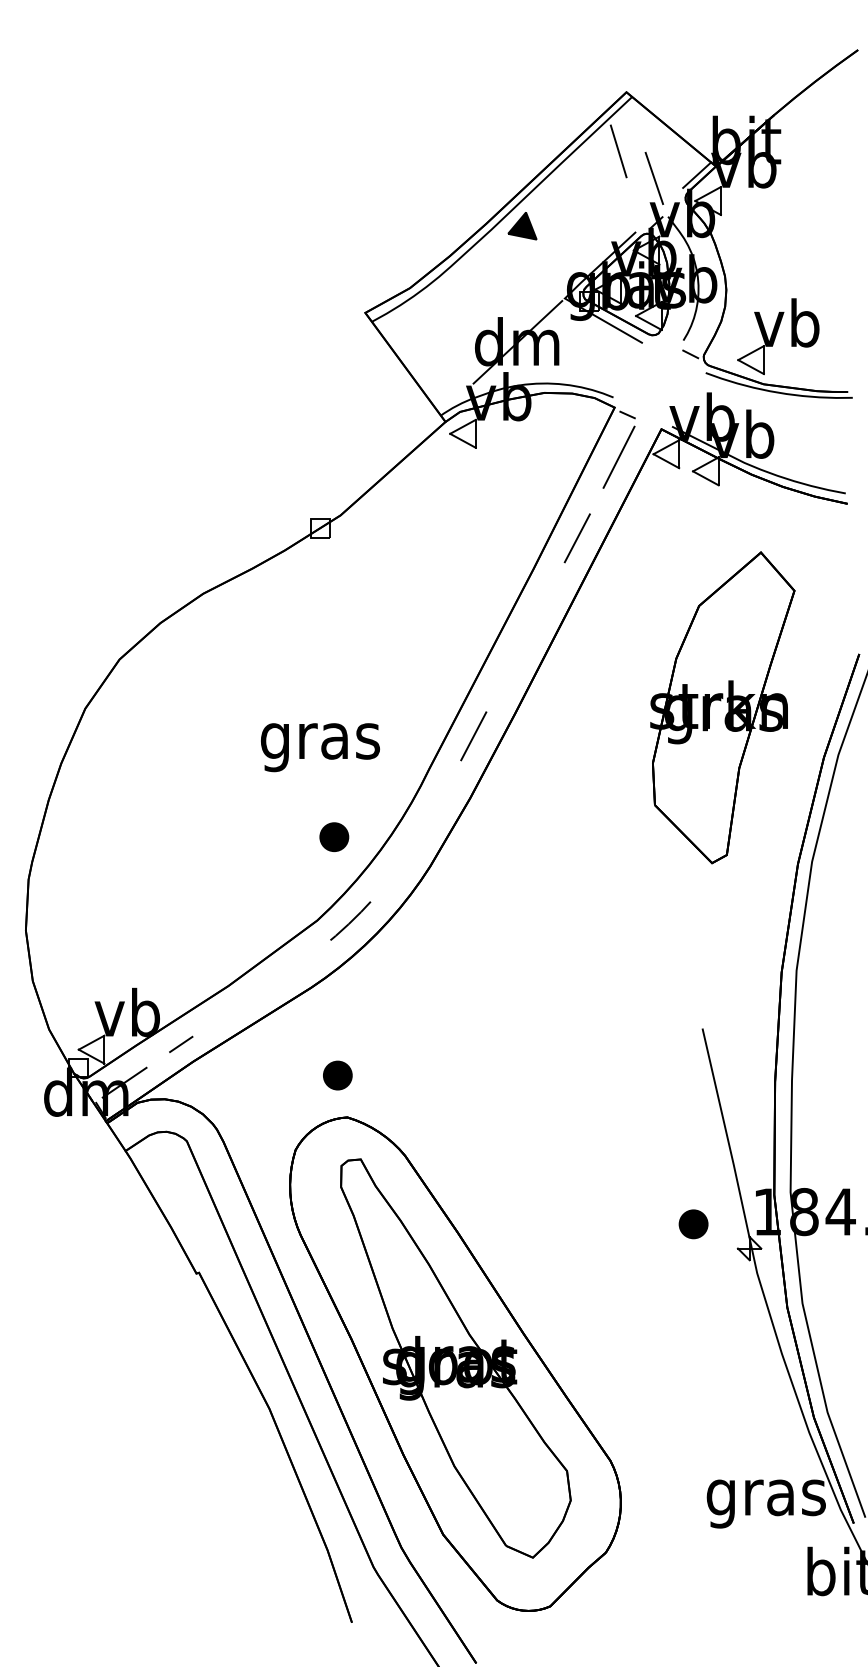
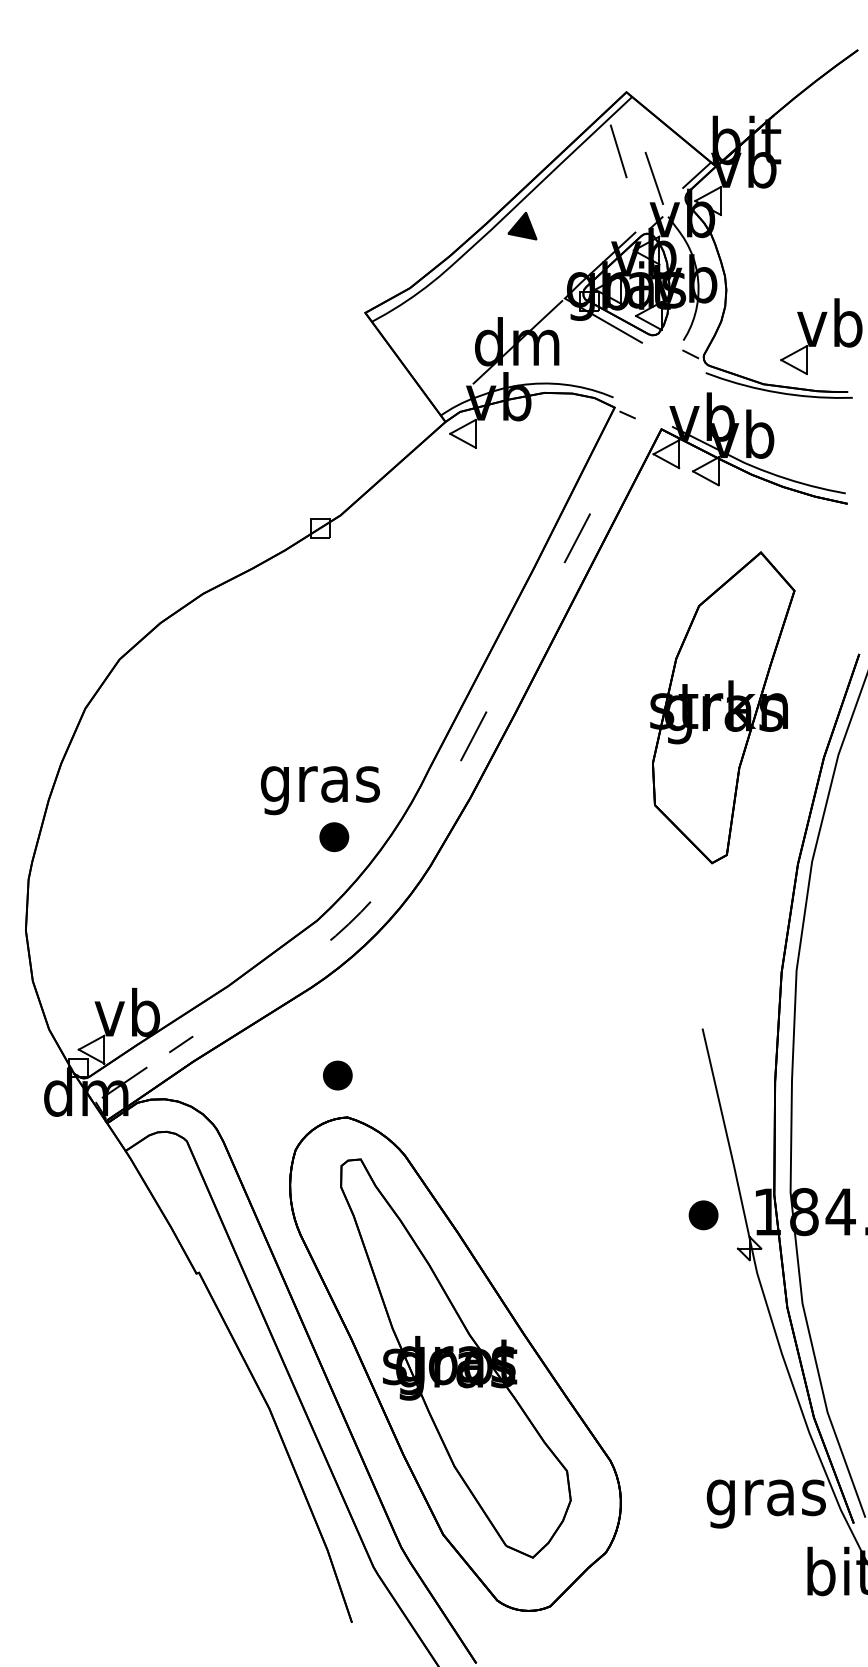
part position: (778, 336) -> (821, 336) (821, 336)
line: present -> none (618, 456)
text position: (320, 747) -> (320, 790) (320, 790)
part position: (693, 1224) -> (703, 1215) (703, 1215)
